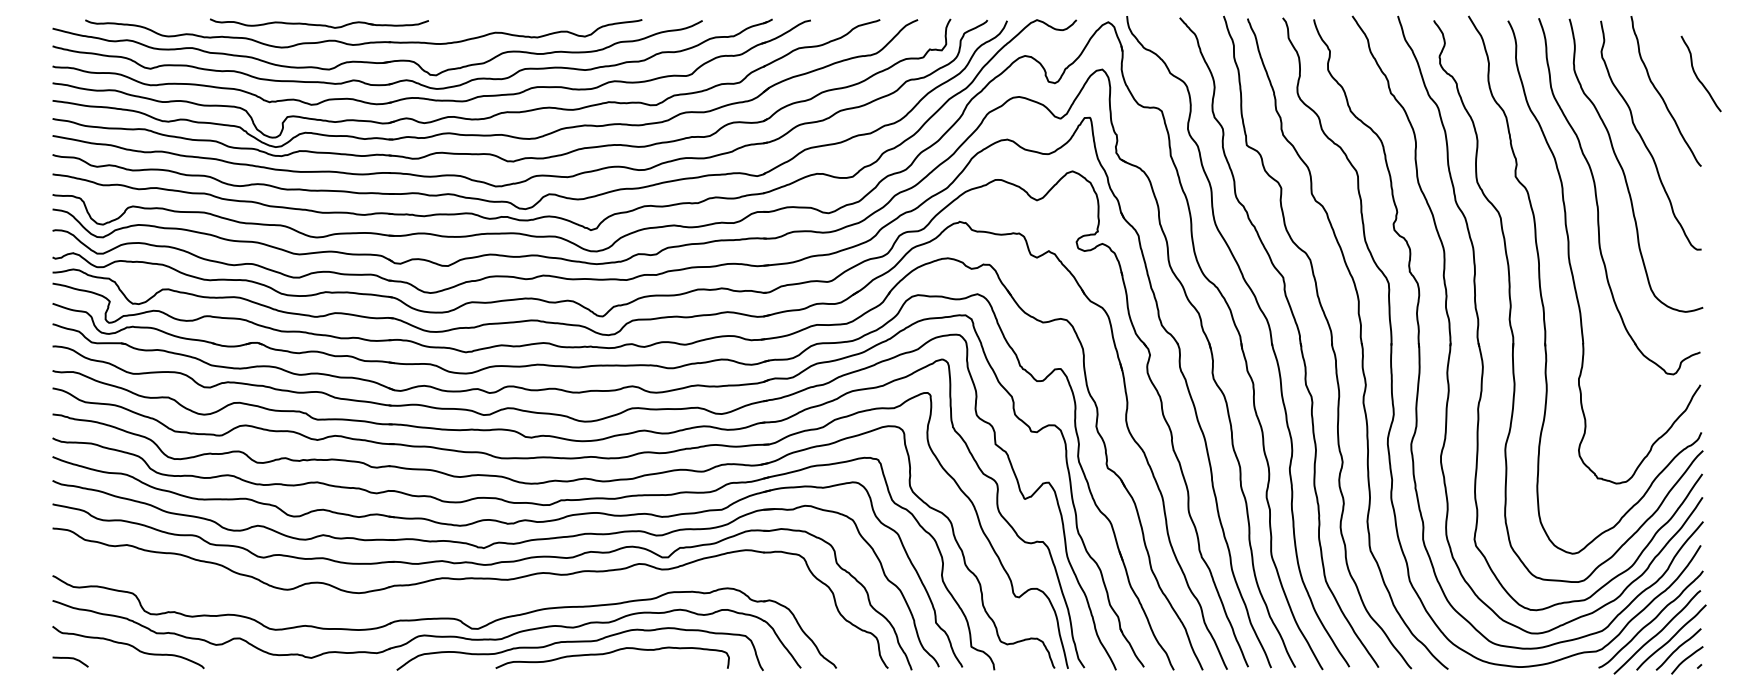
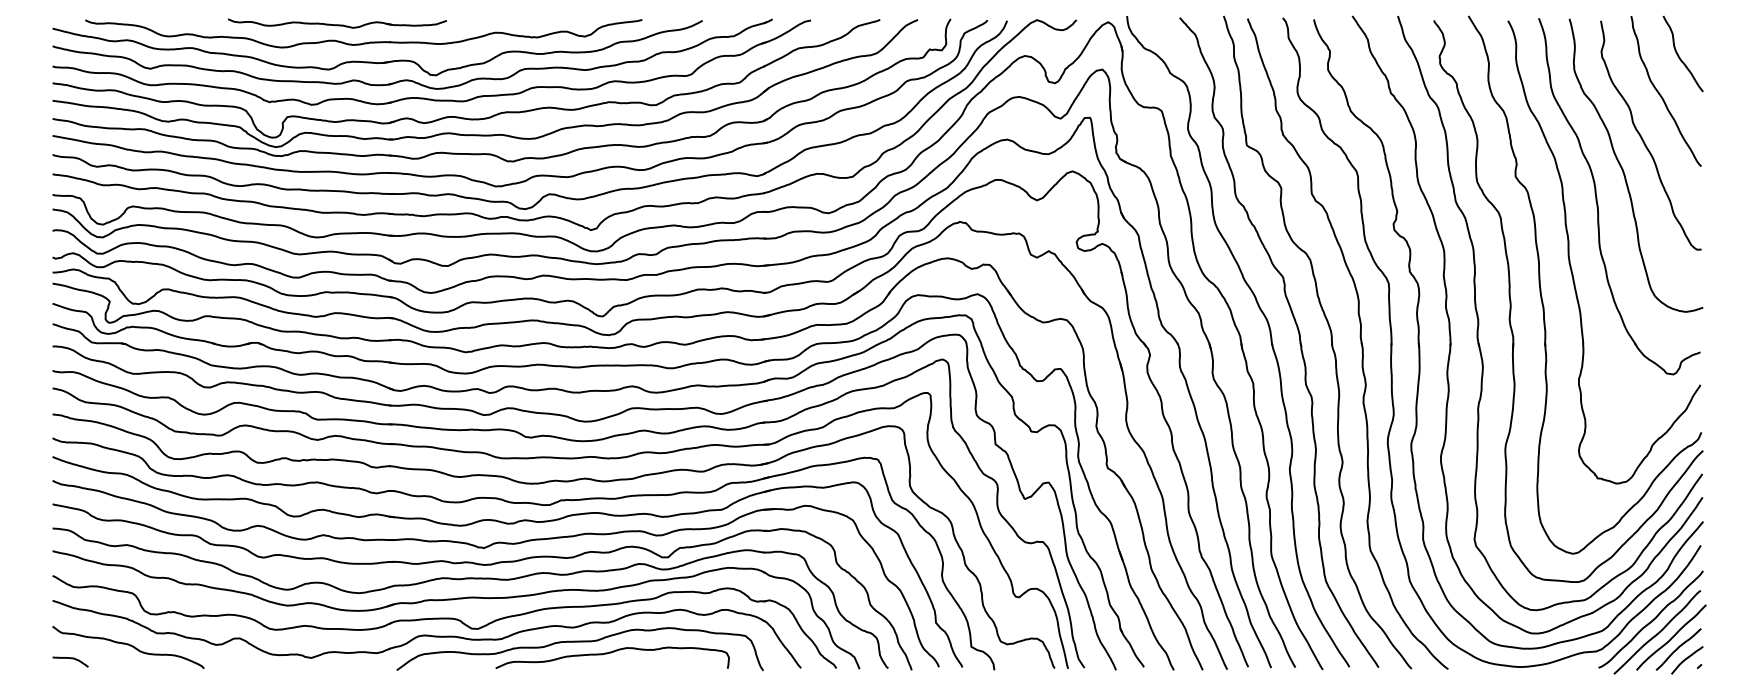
part position: (319, 23) -> (337, 23) (337, 23)
curve position: (1697, 75) -> (1679, 55) (1679, 55)
part: none -> present (453, 600)
